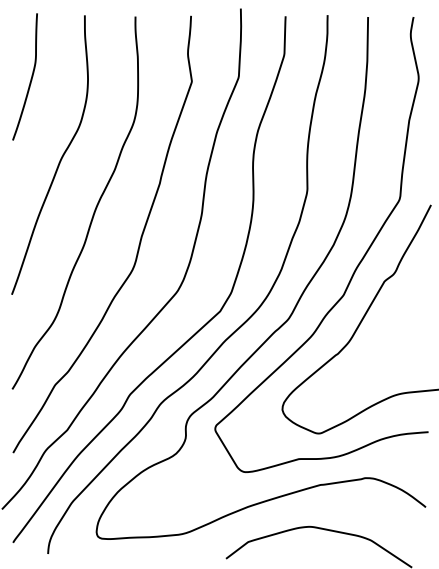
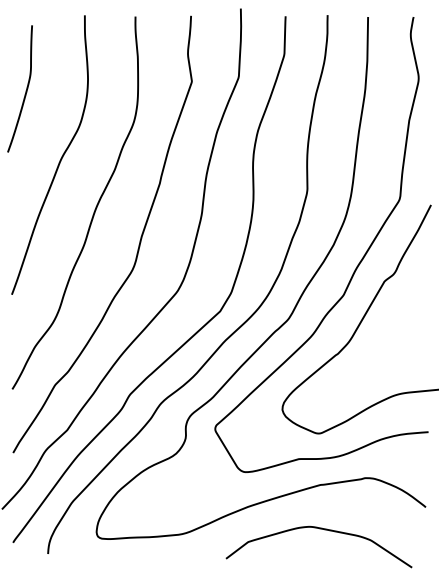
curve position: (30, 78) -> (25, 90) (25, 90)
